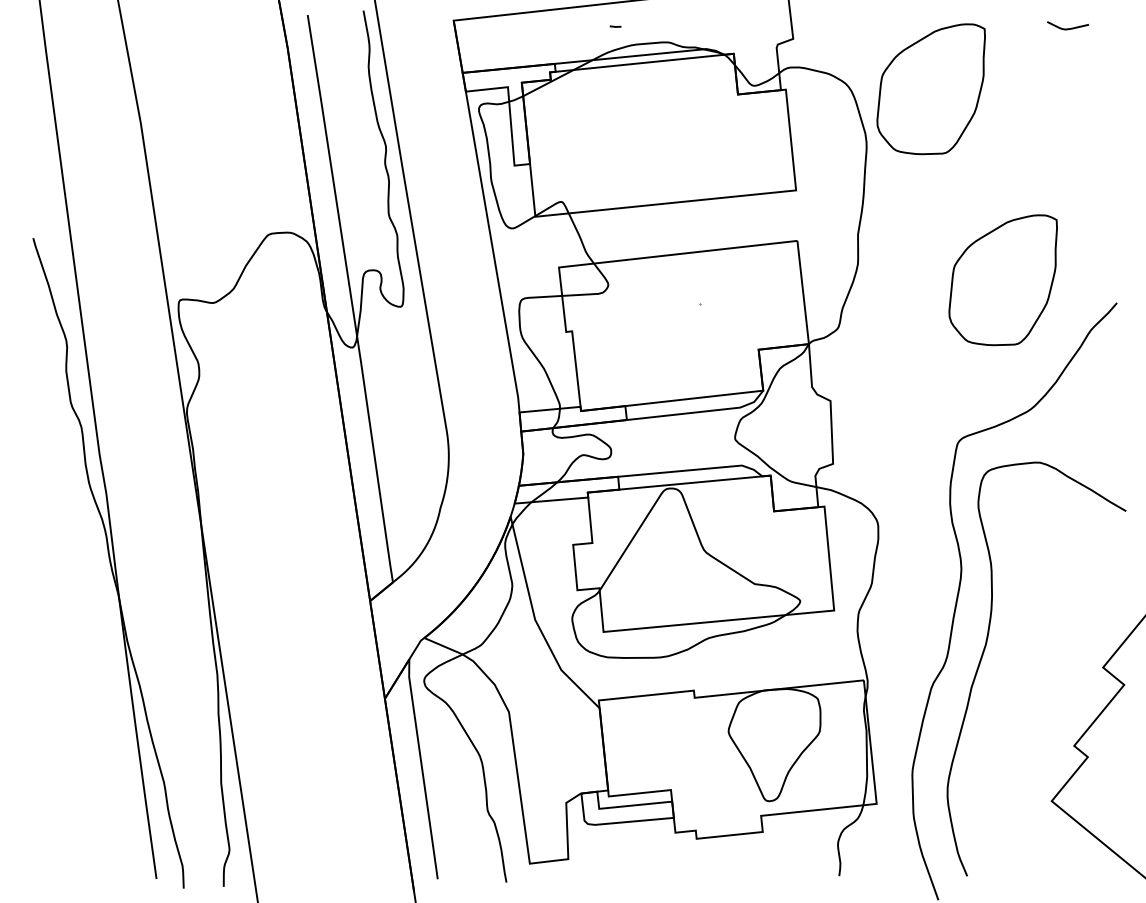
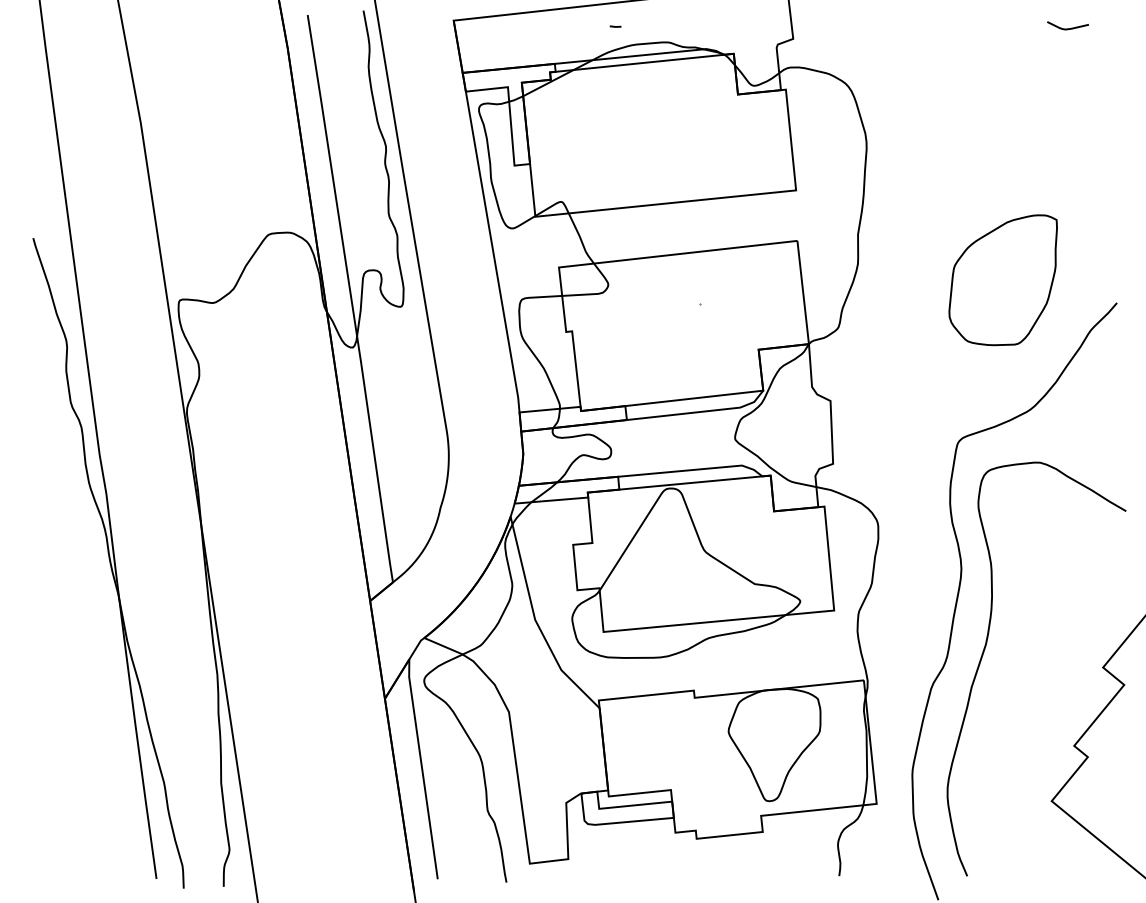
part: present -> none (930, 89)
